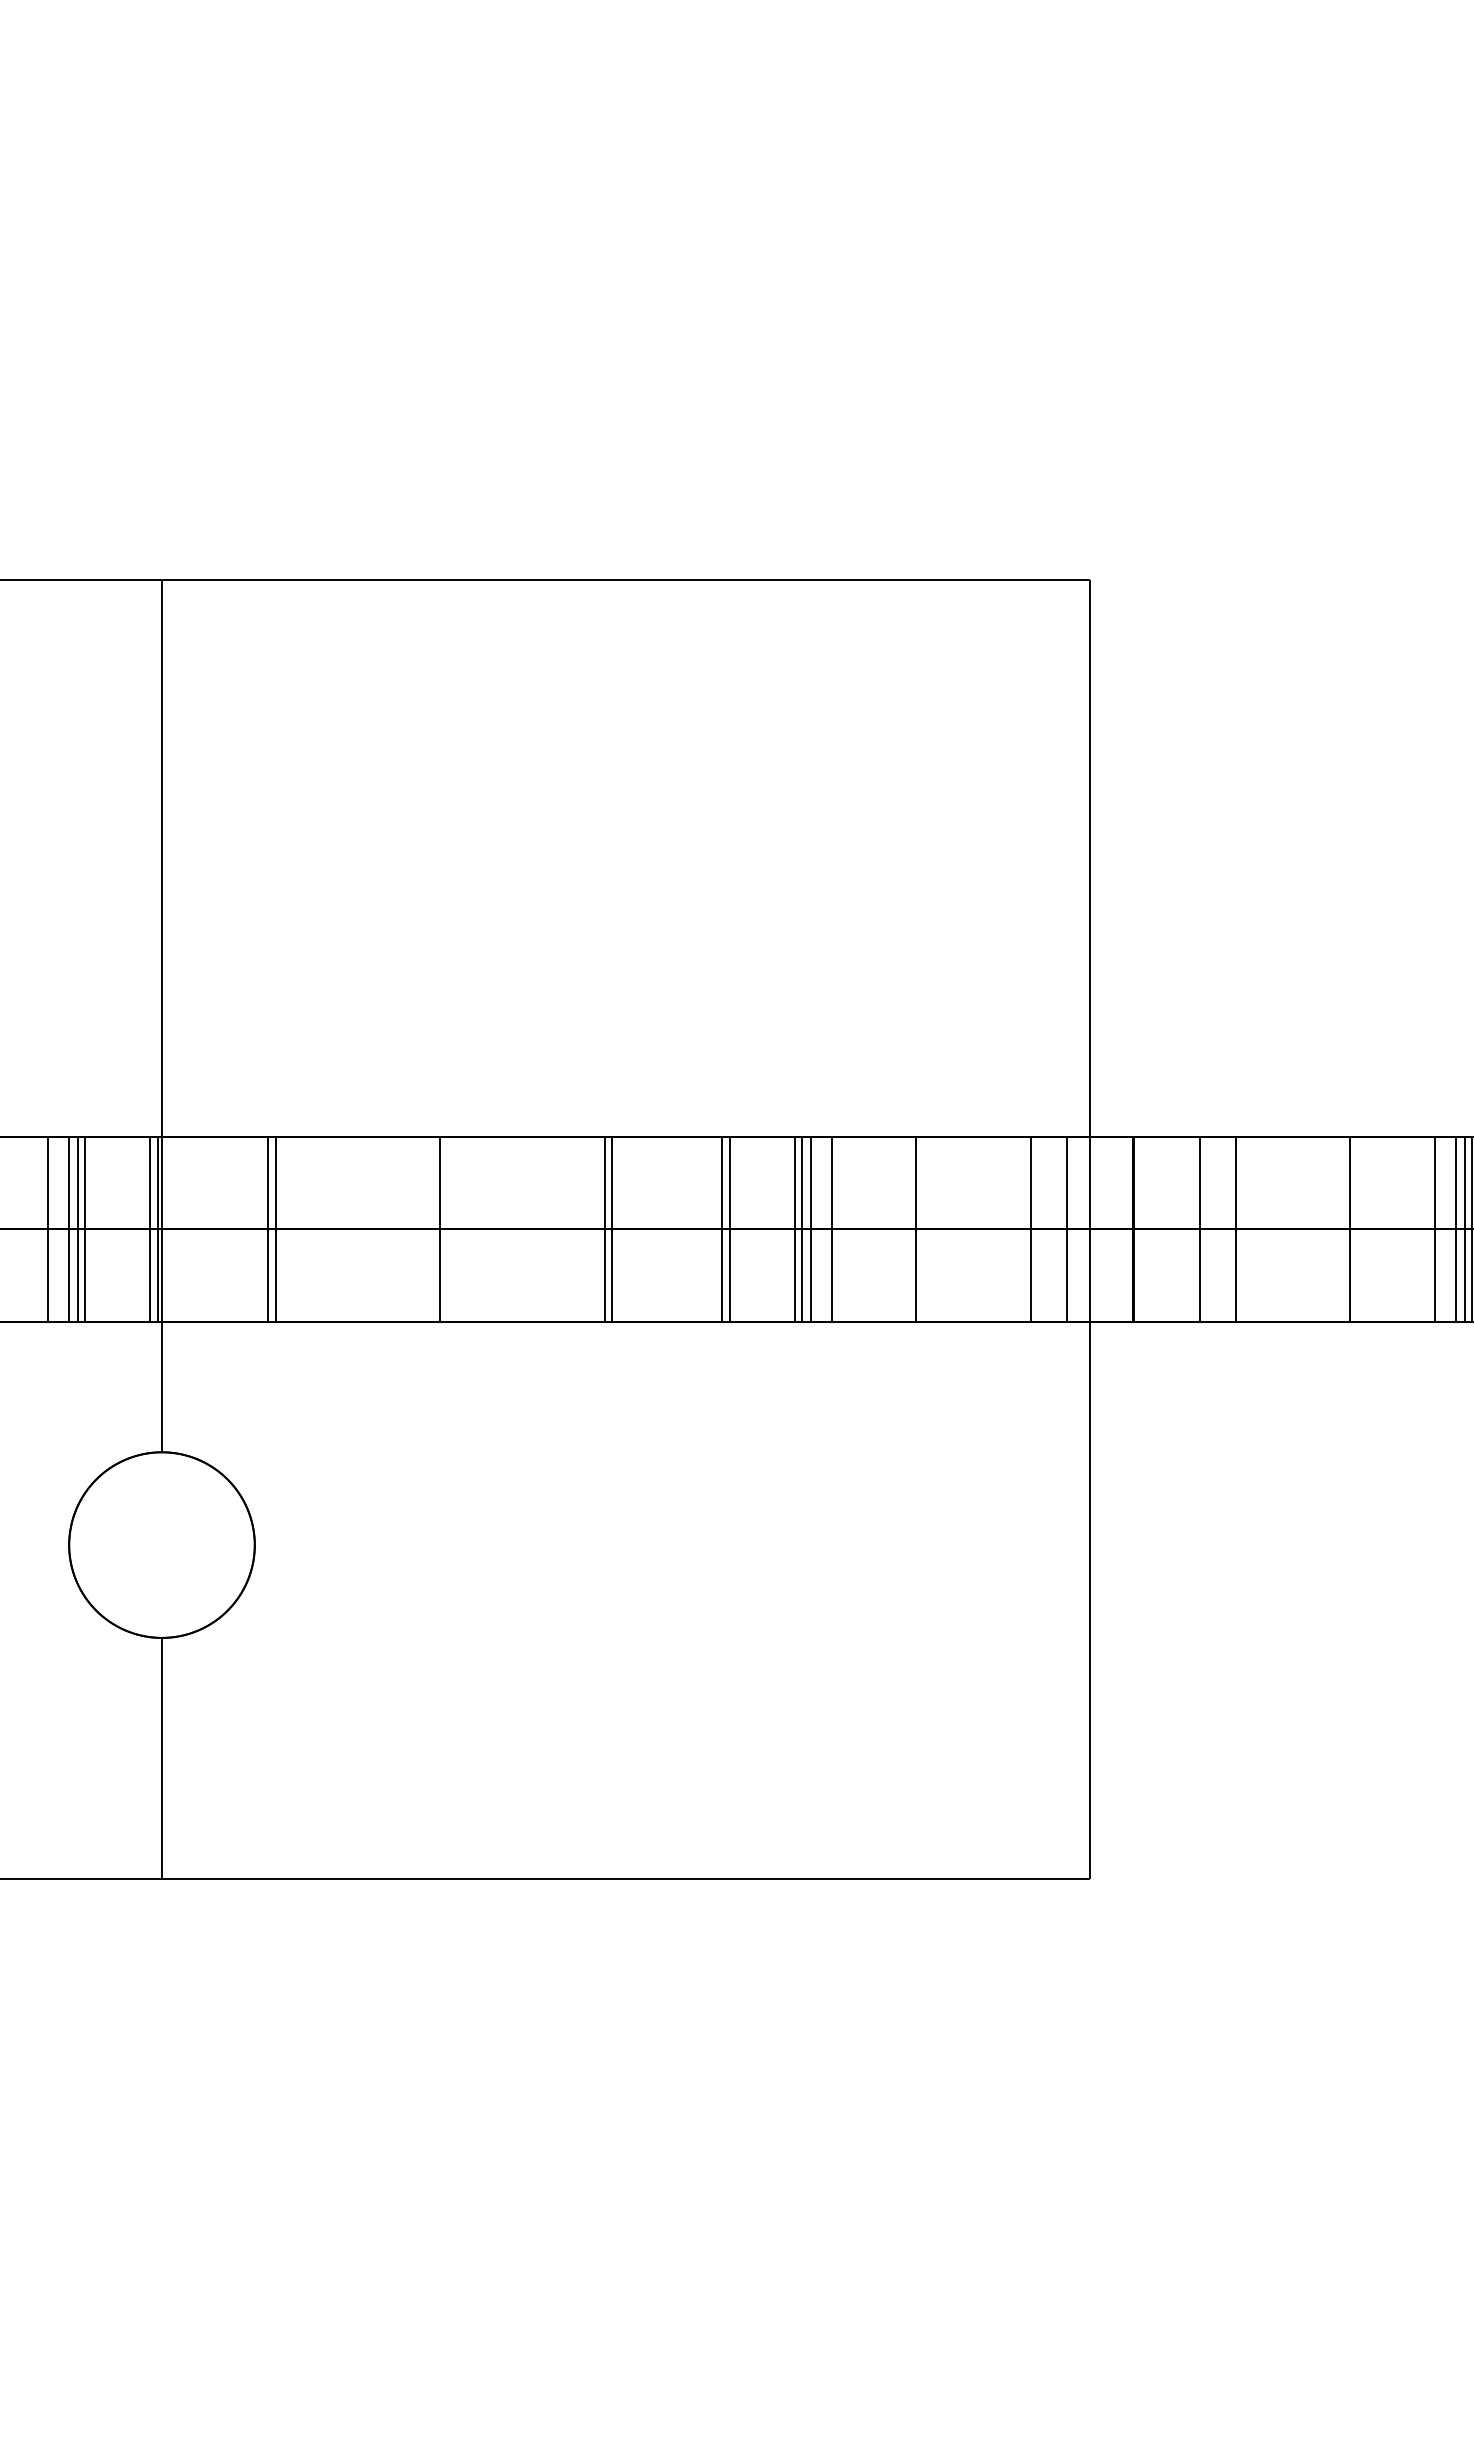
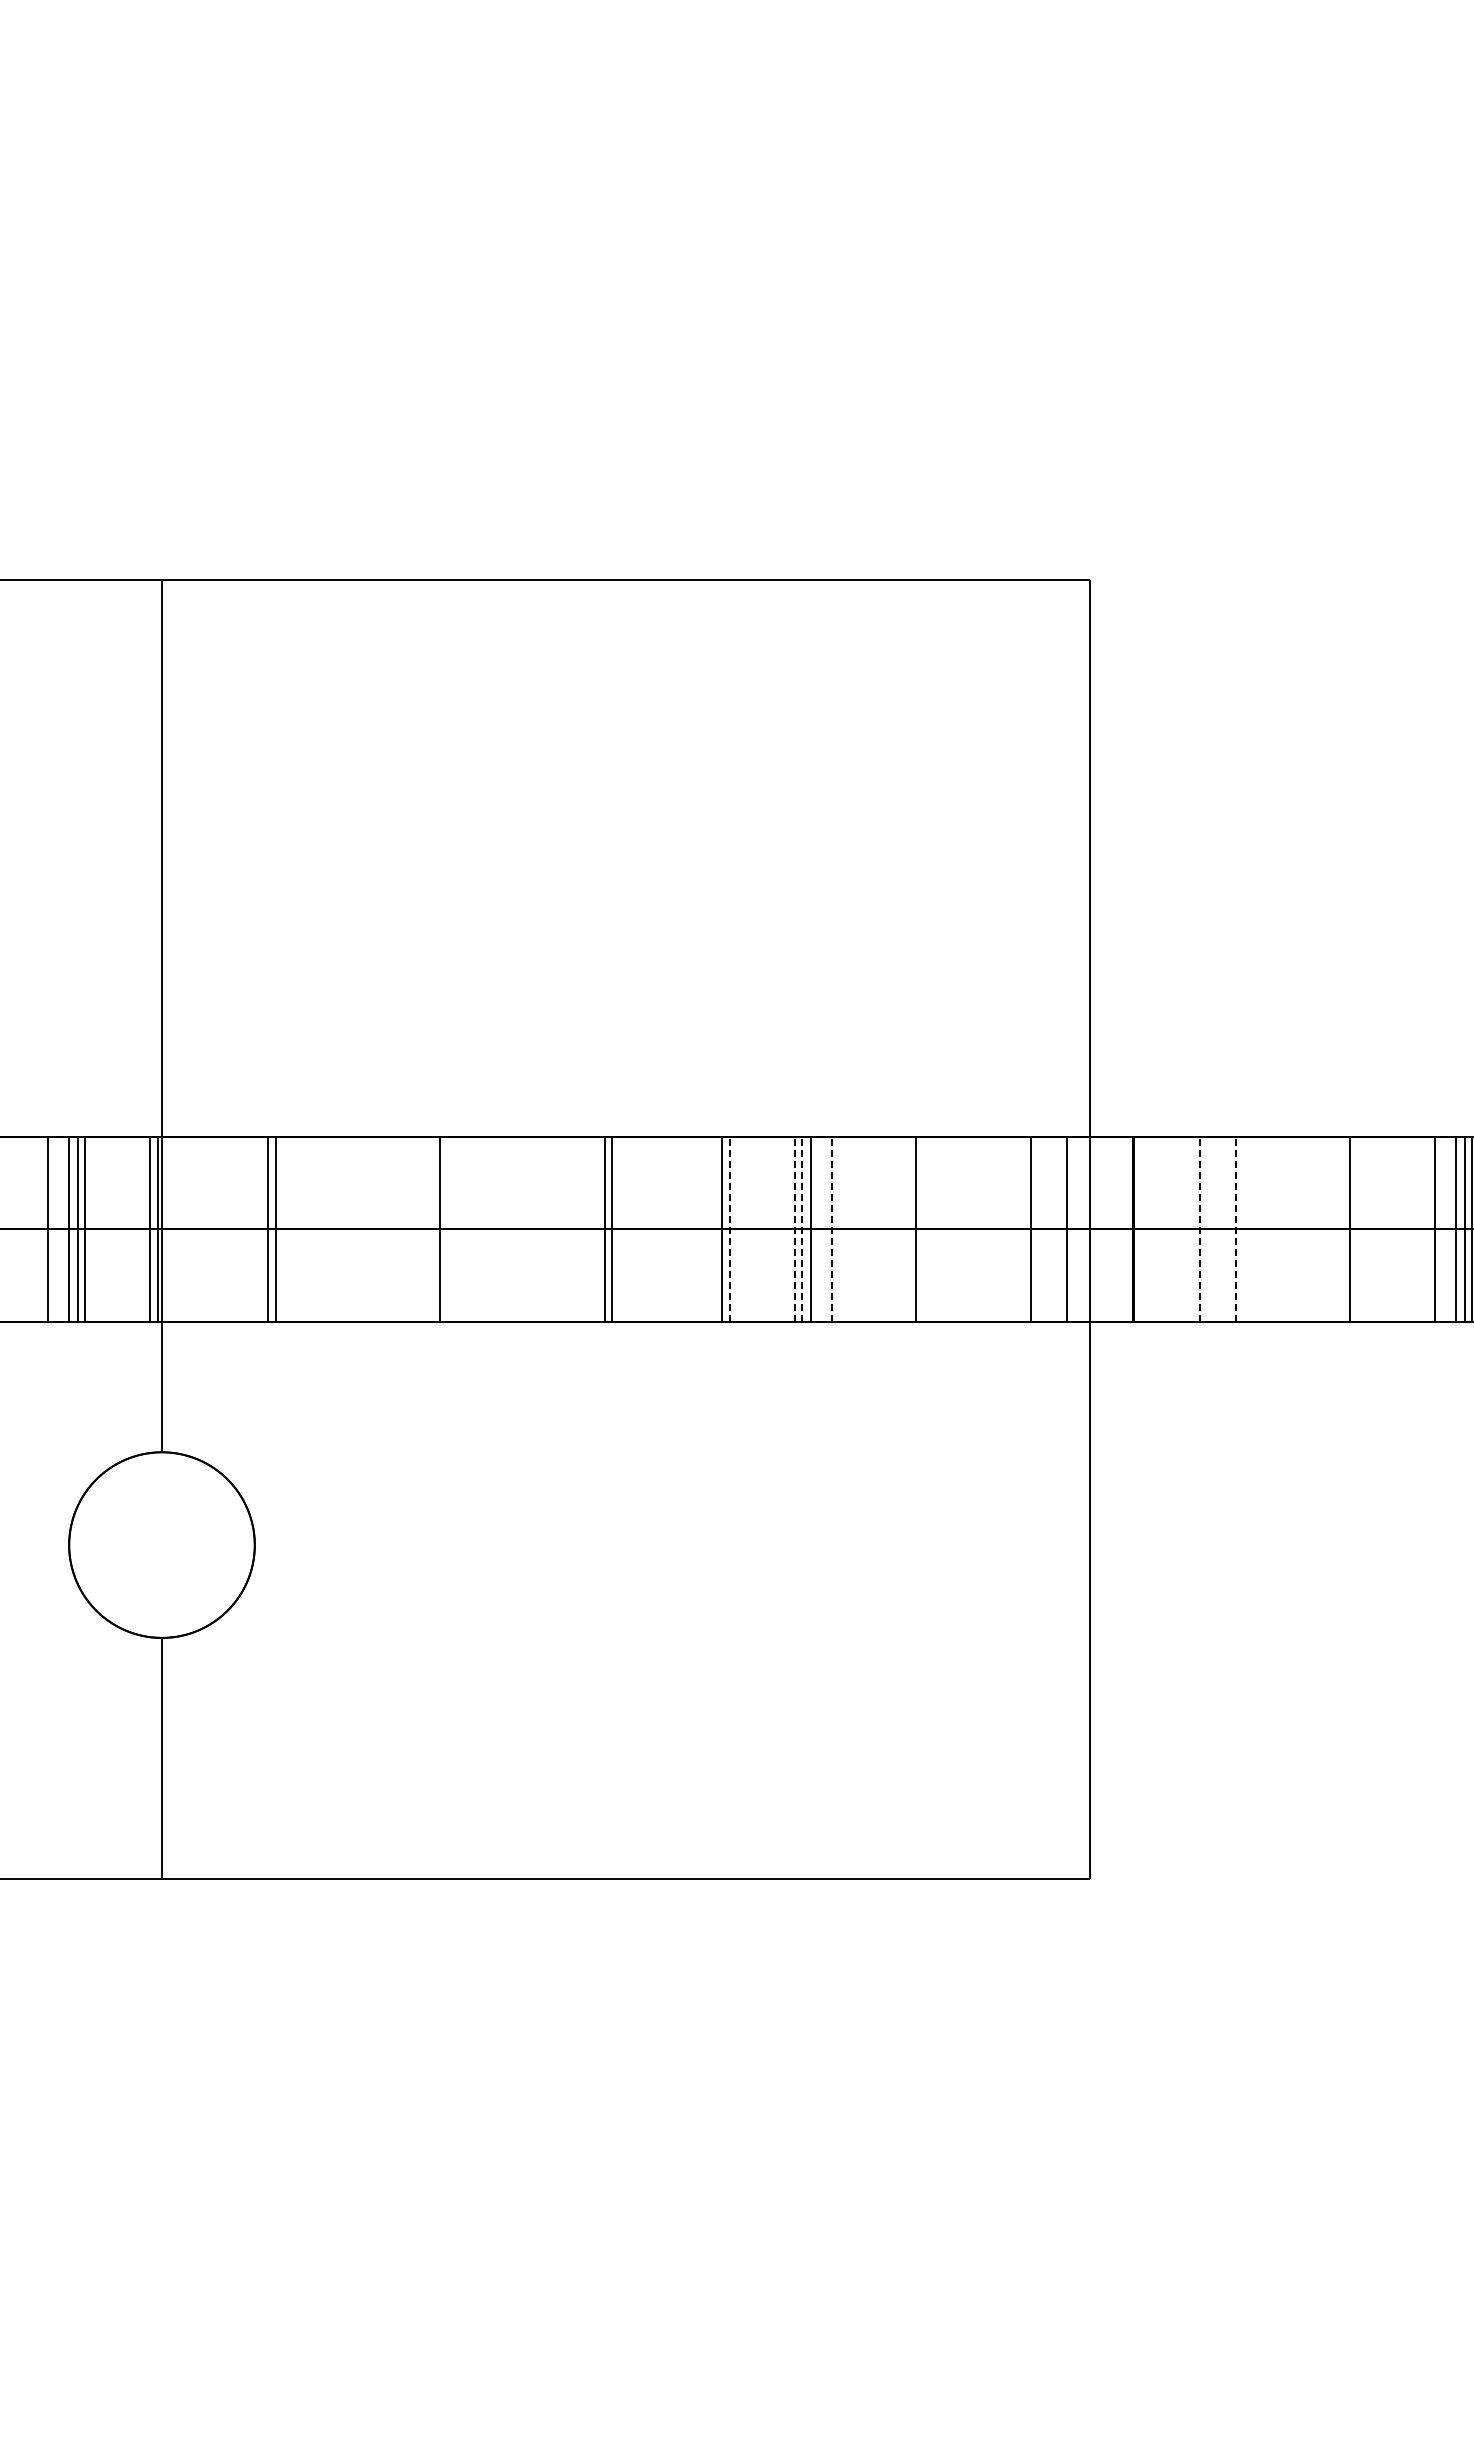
line: solid -> dashed (730, 1229)
line: solid -> dashed (794, 1229)
line: solid -> dashed (801, 1229)
line: solid -> dashed (831, 1229)
line: solid -> dashed (1199, 1229)
line: solid -> dashed (1235, 1229)
